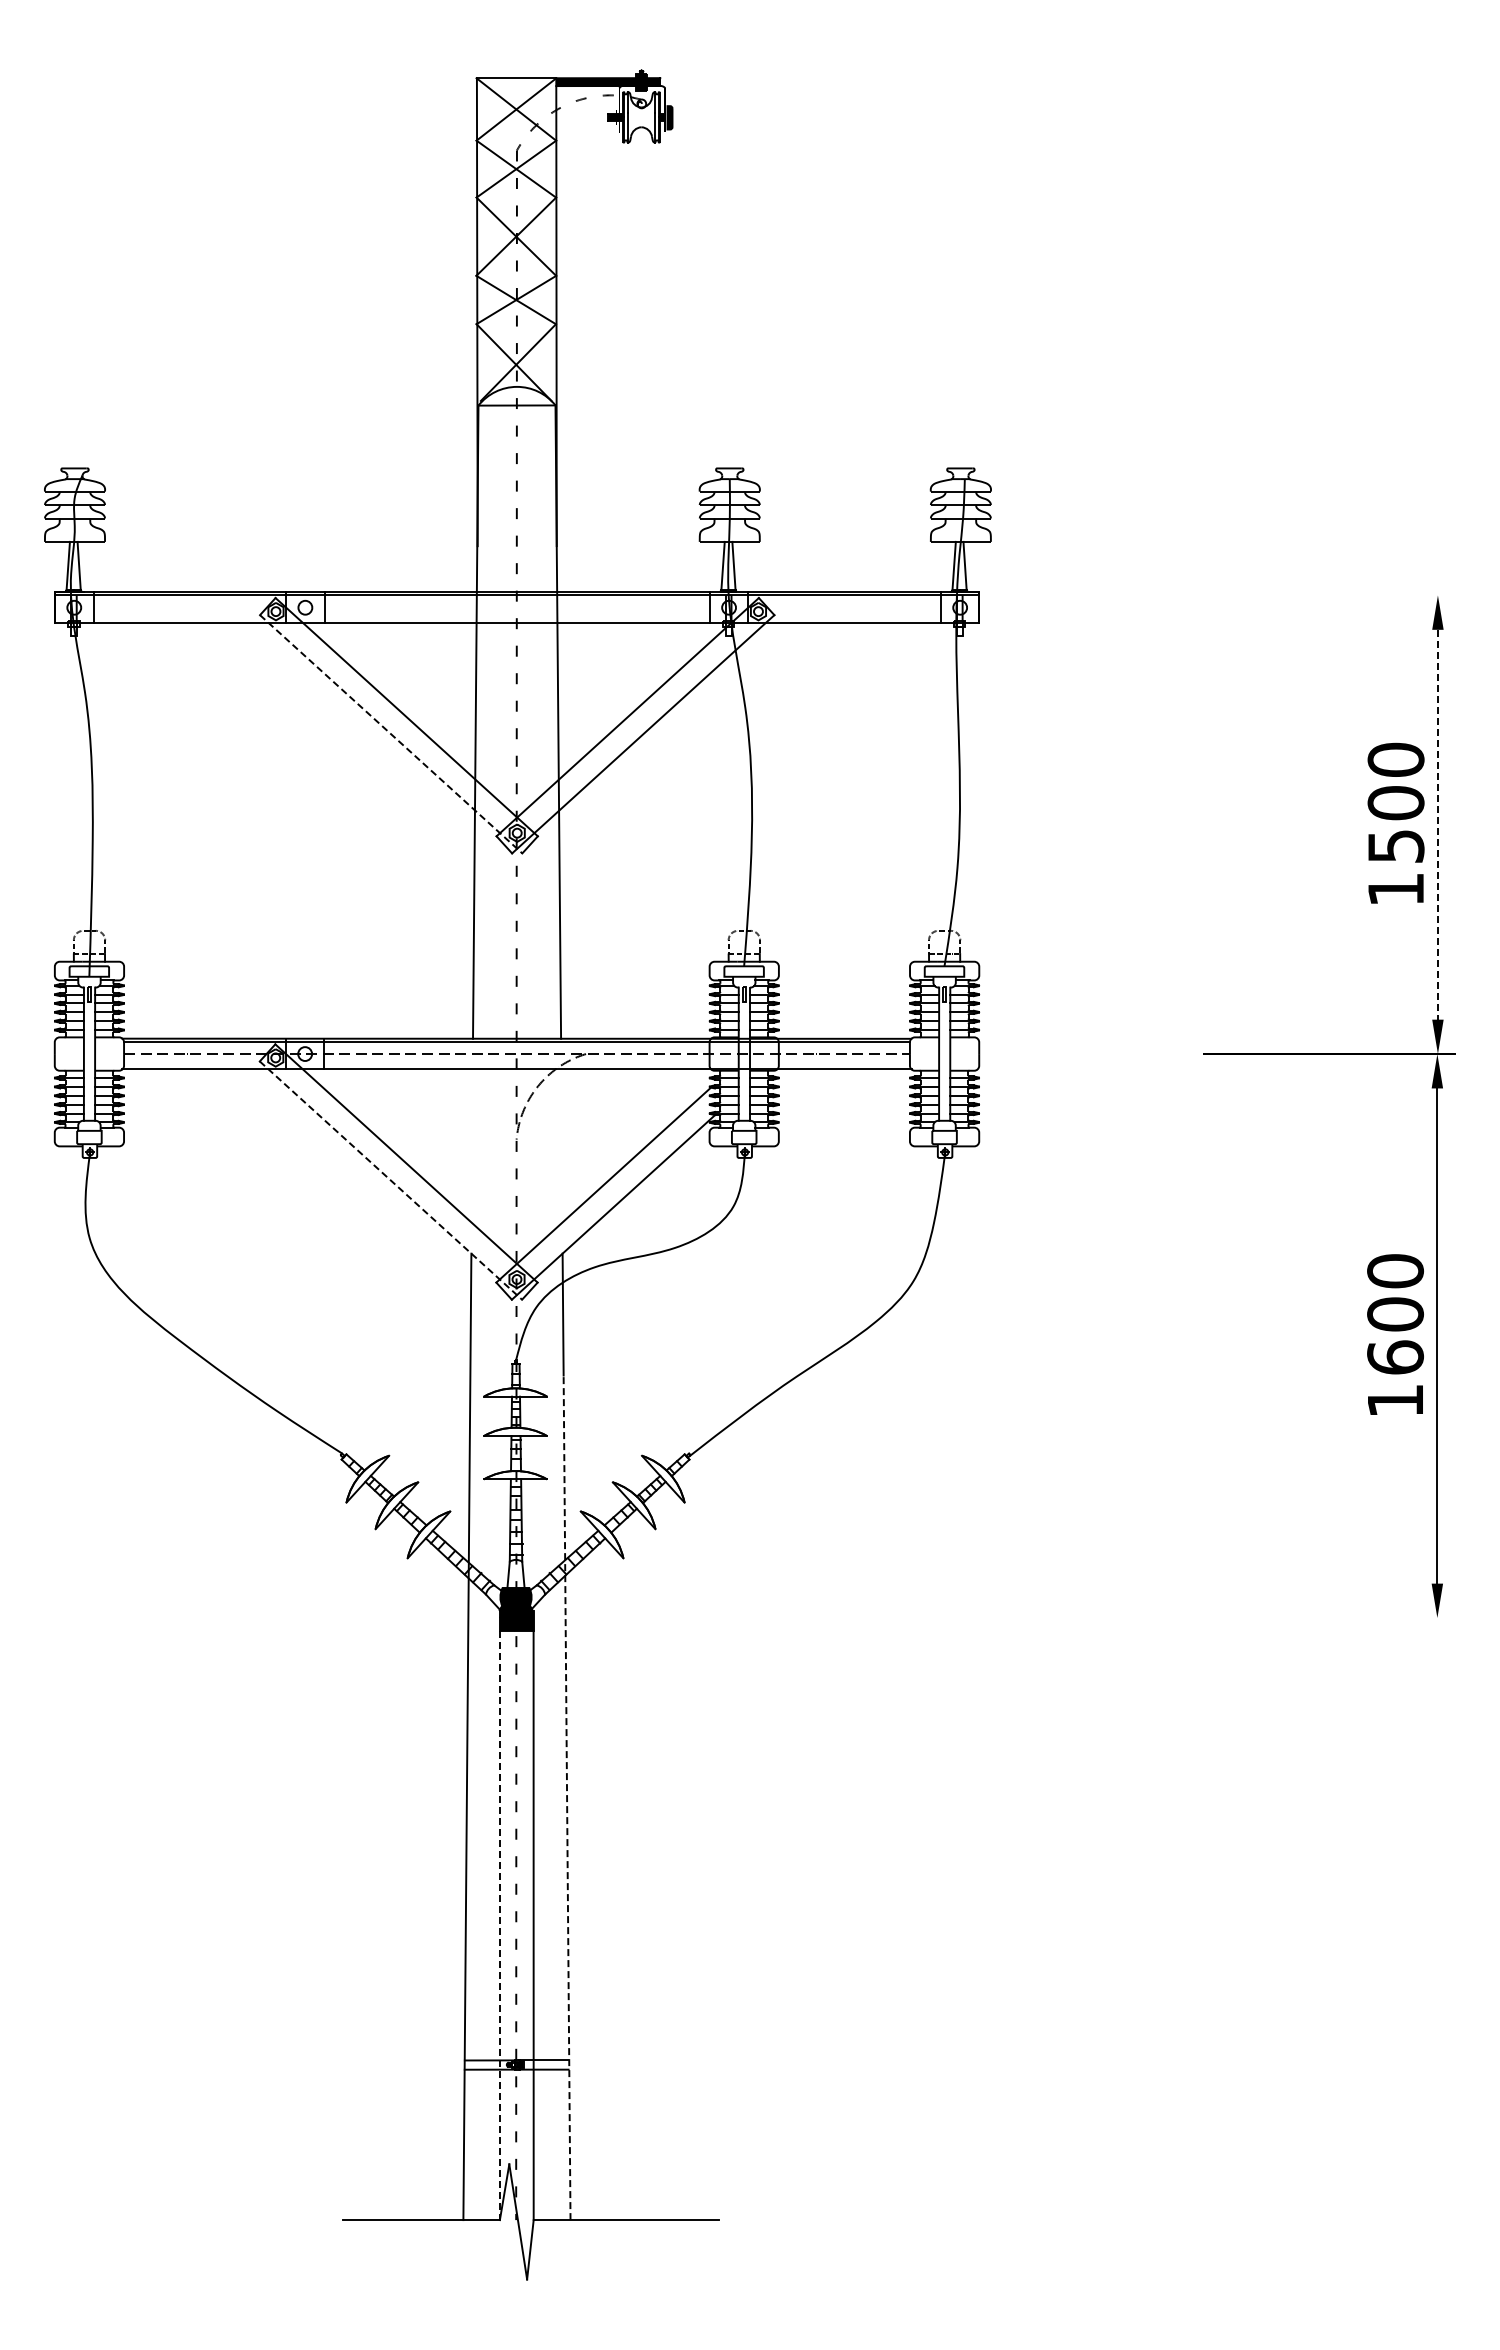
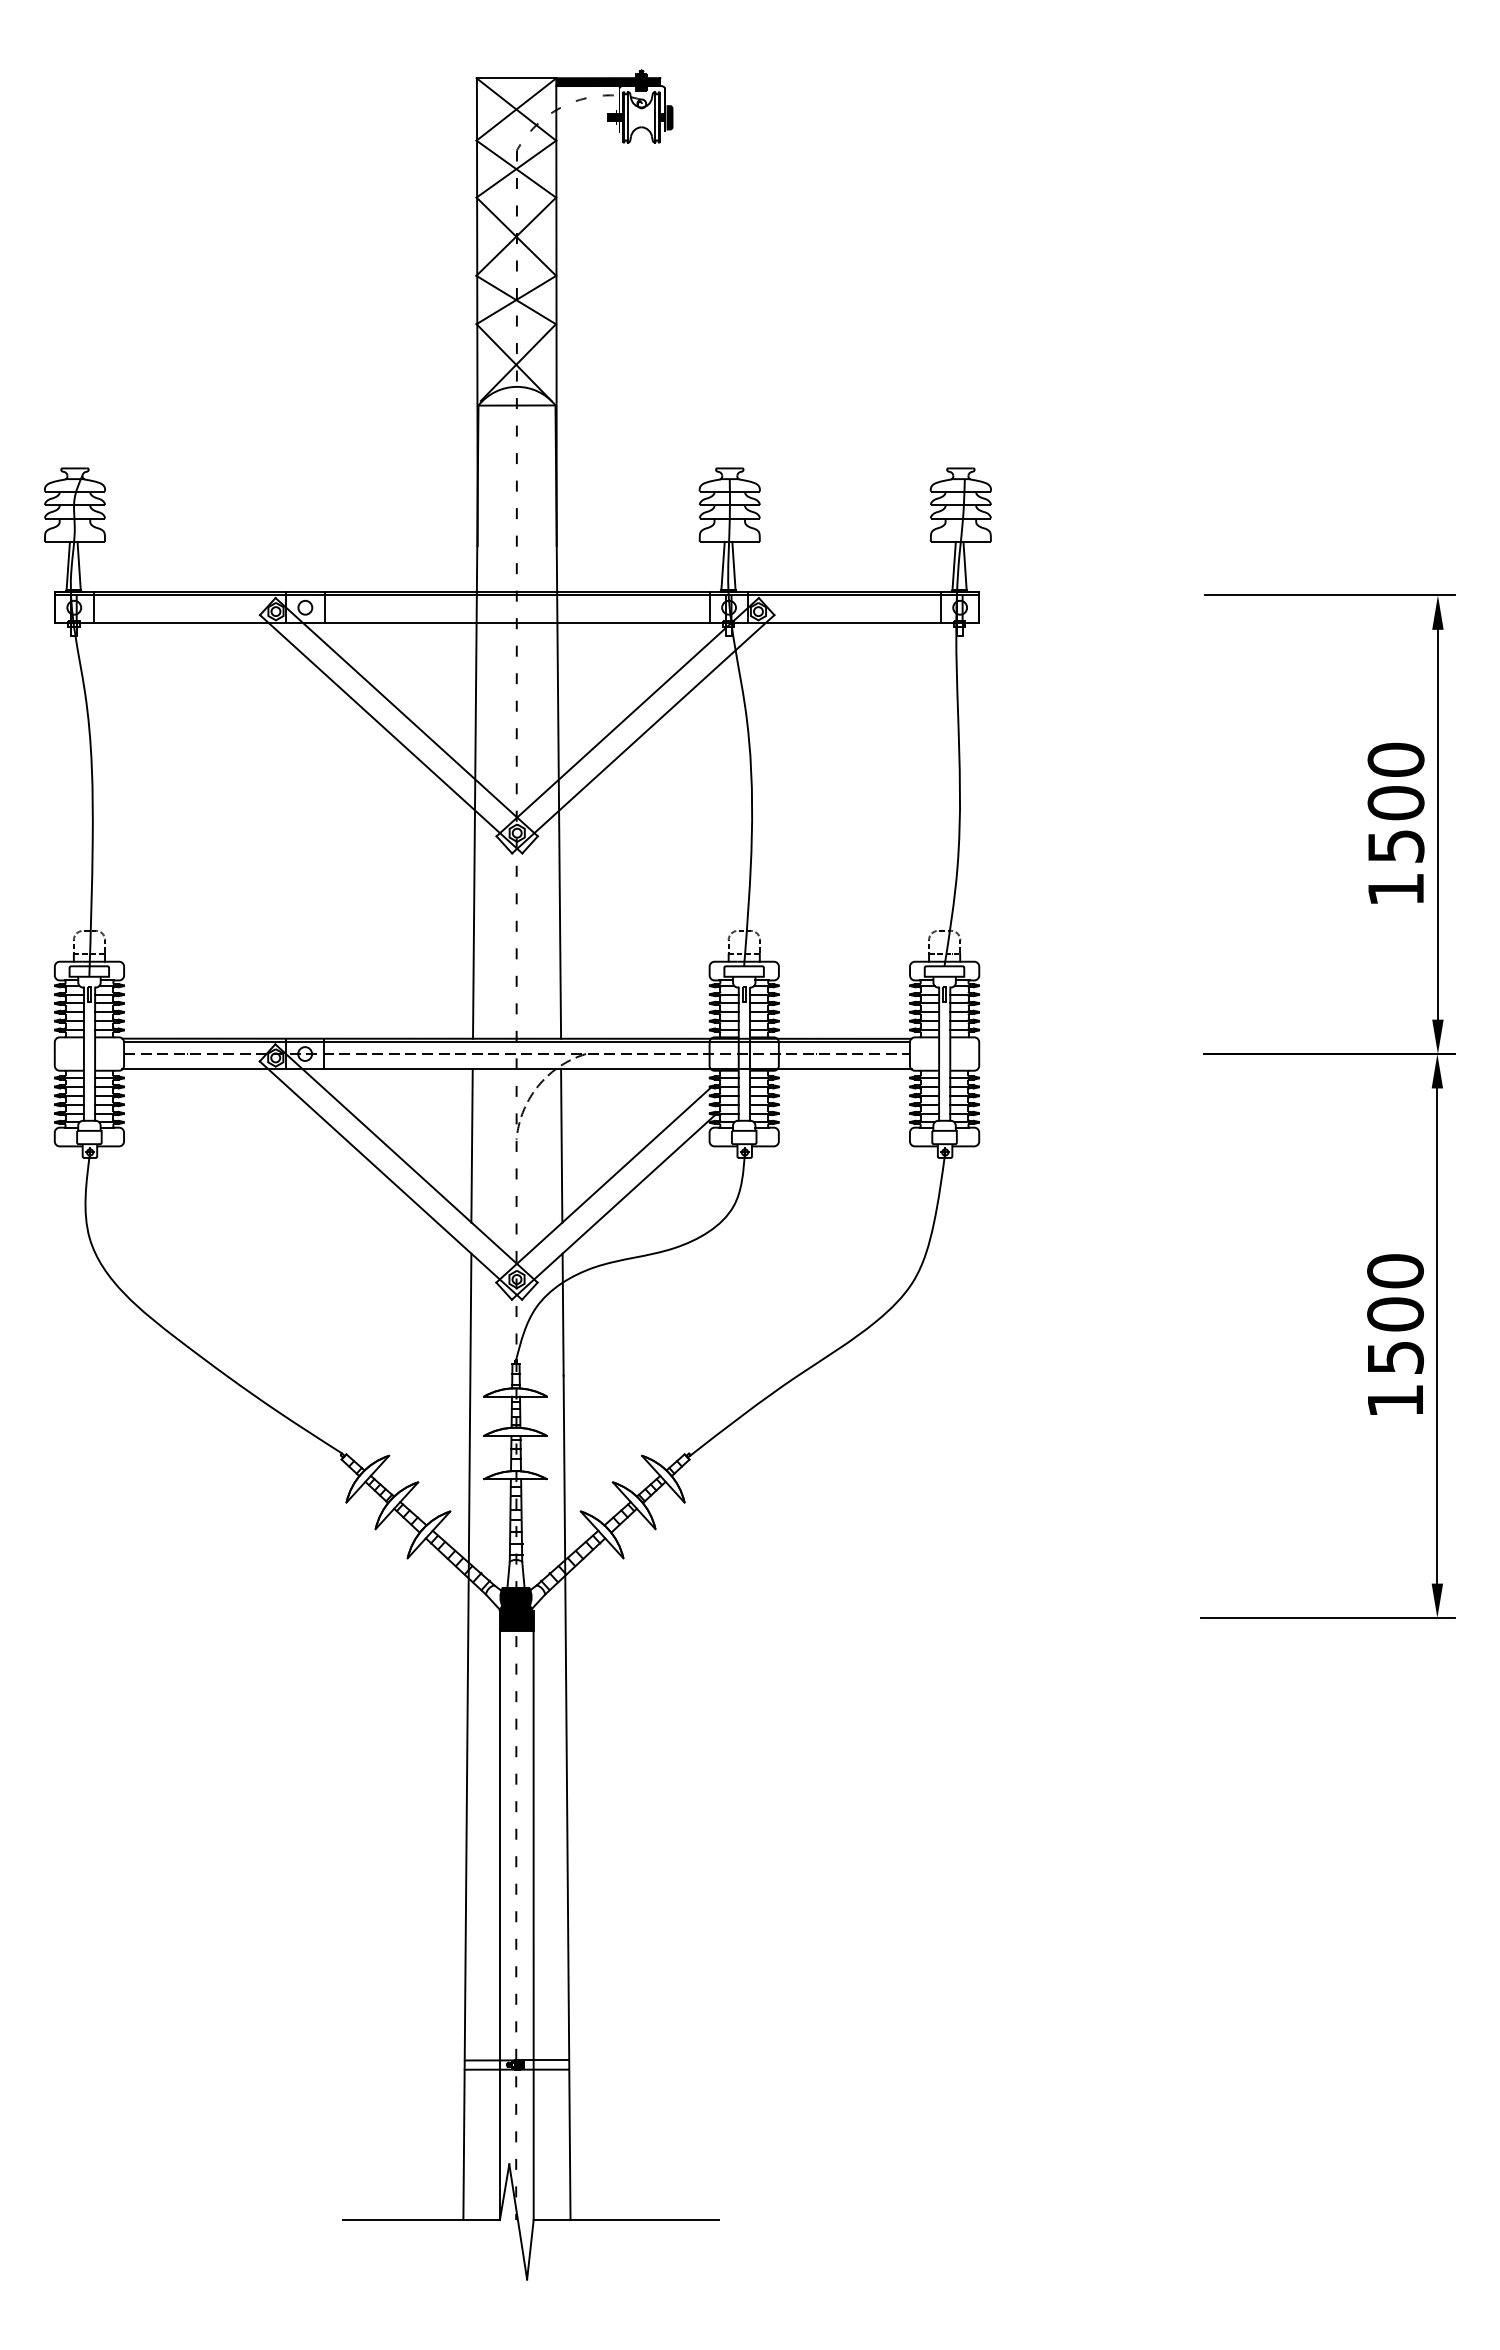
line: none -> present (1329, 595)
line: dashed -> solid (391, 734)
line: dashed -> solid (1437, 824)
line: none -> present (471, 1145)
line: none -> present (561, 1145)
line: dashed -> solid (391, 1180)
text: 1600 -> 1500 (1395, 1357)
line: none -> present (1327, 1618)
line: dashed -> solid (567, 1797)
line: dashed -> solid (499, 1926)
